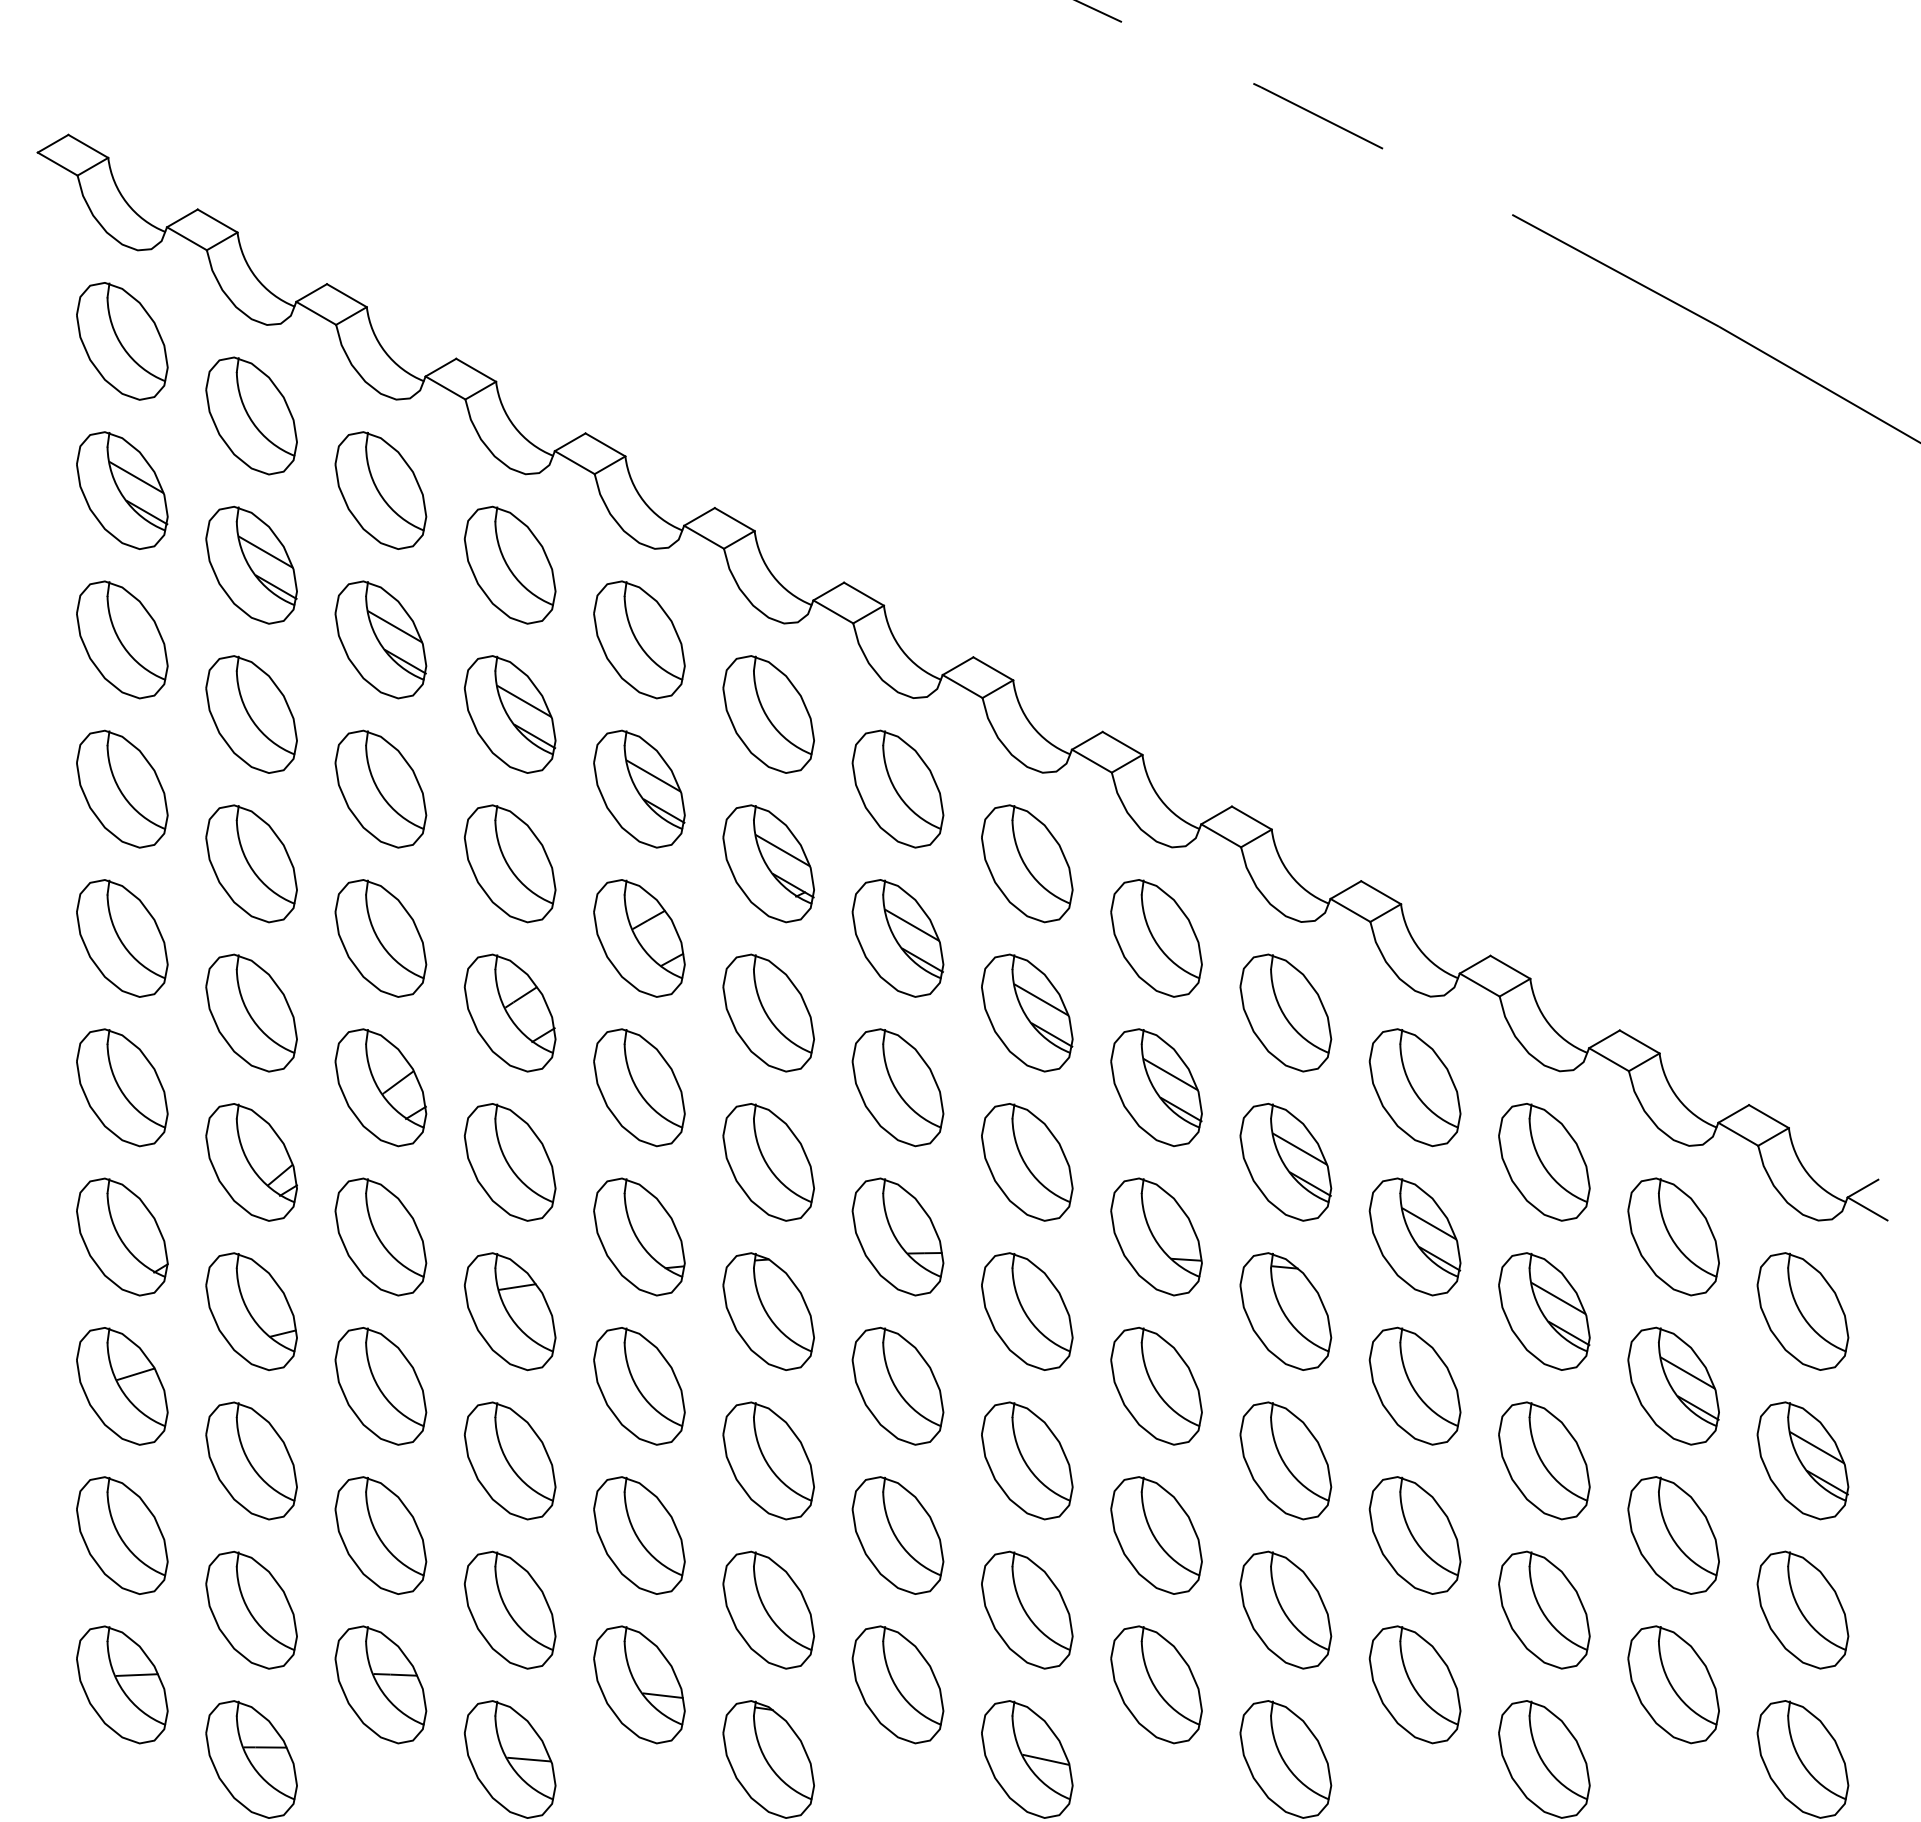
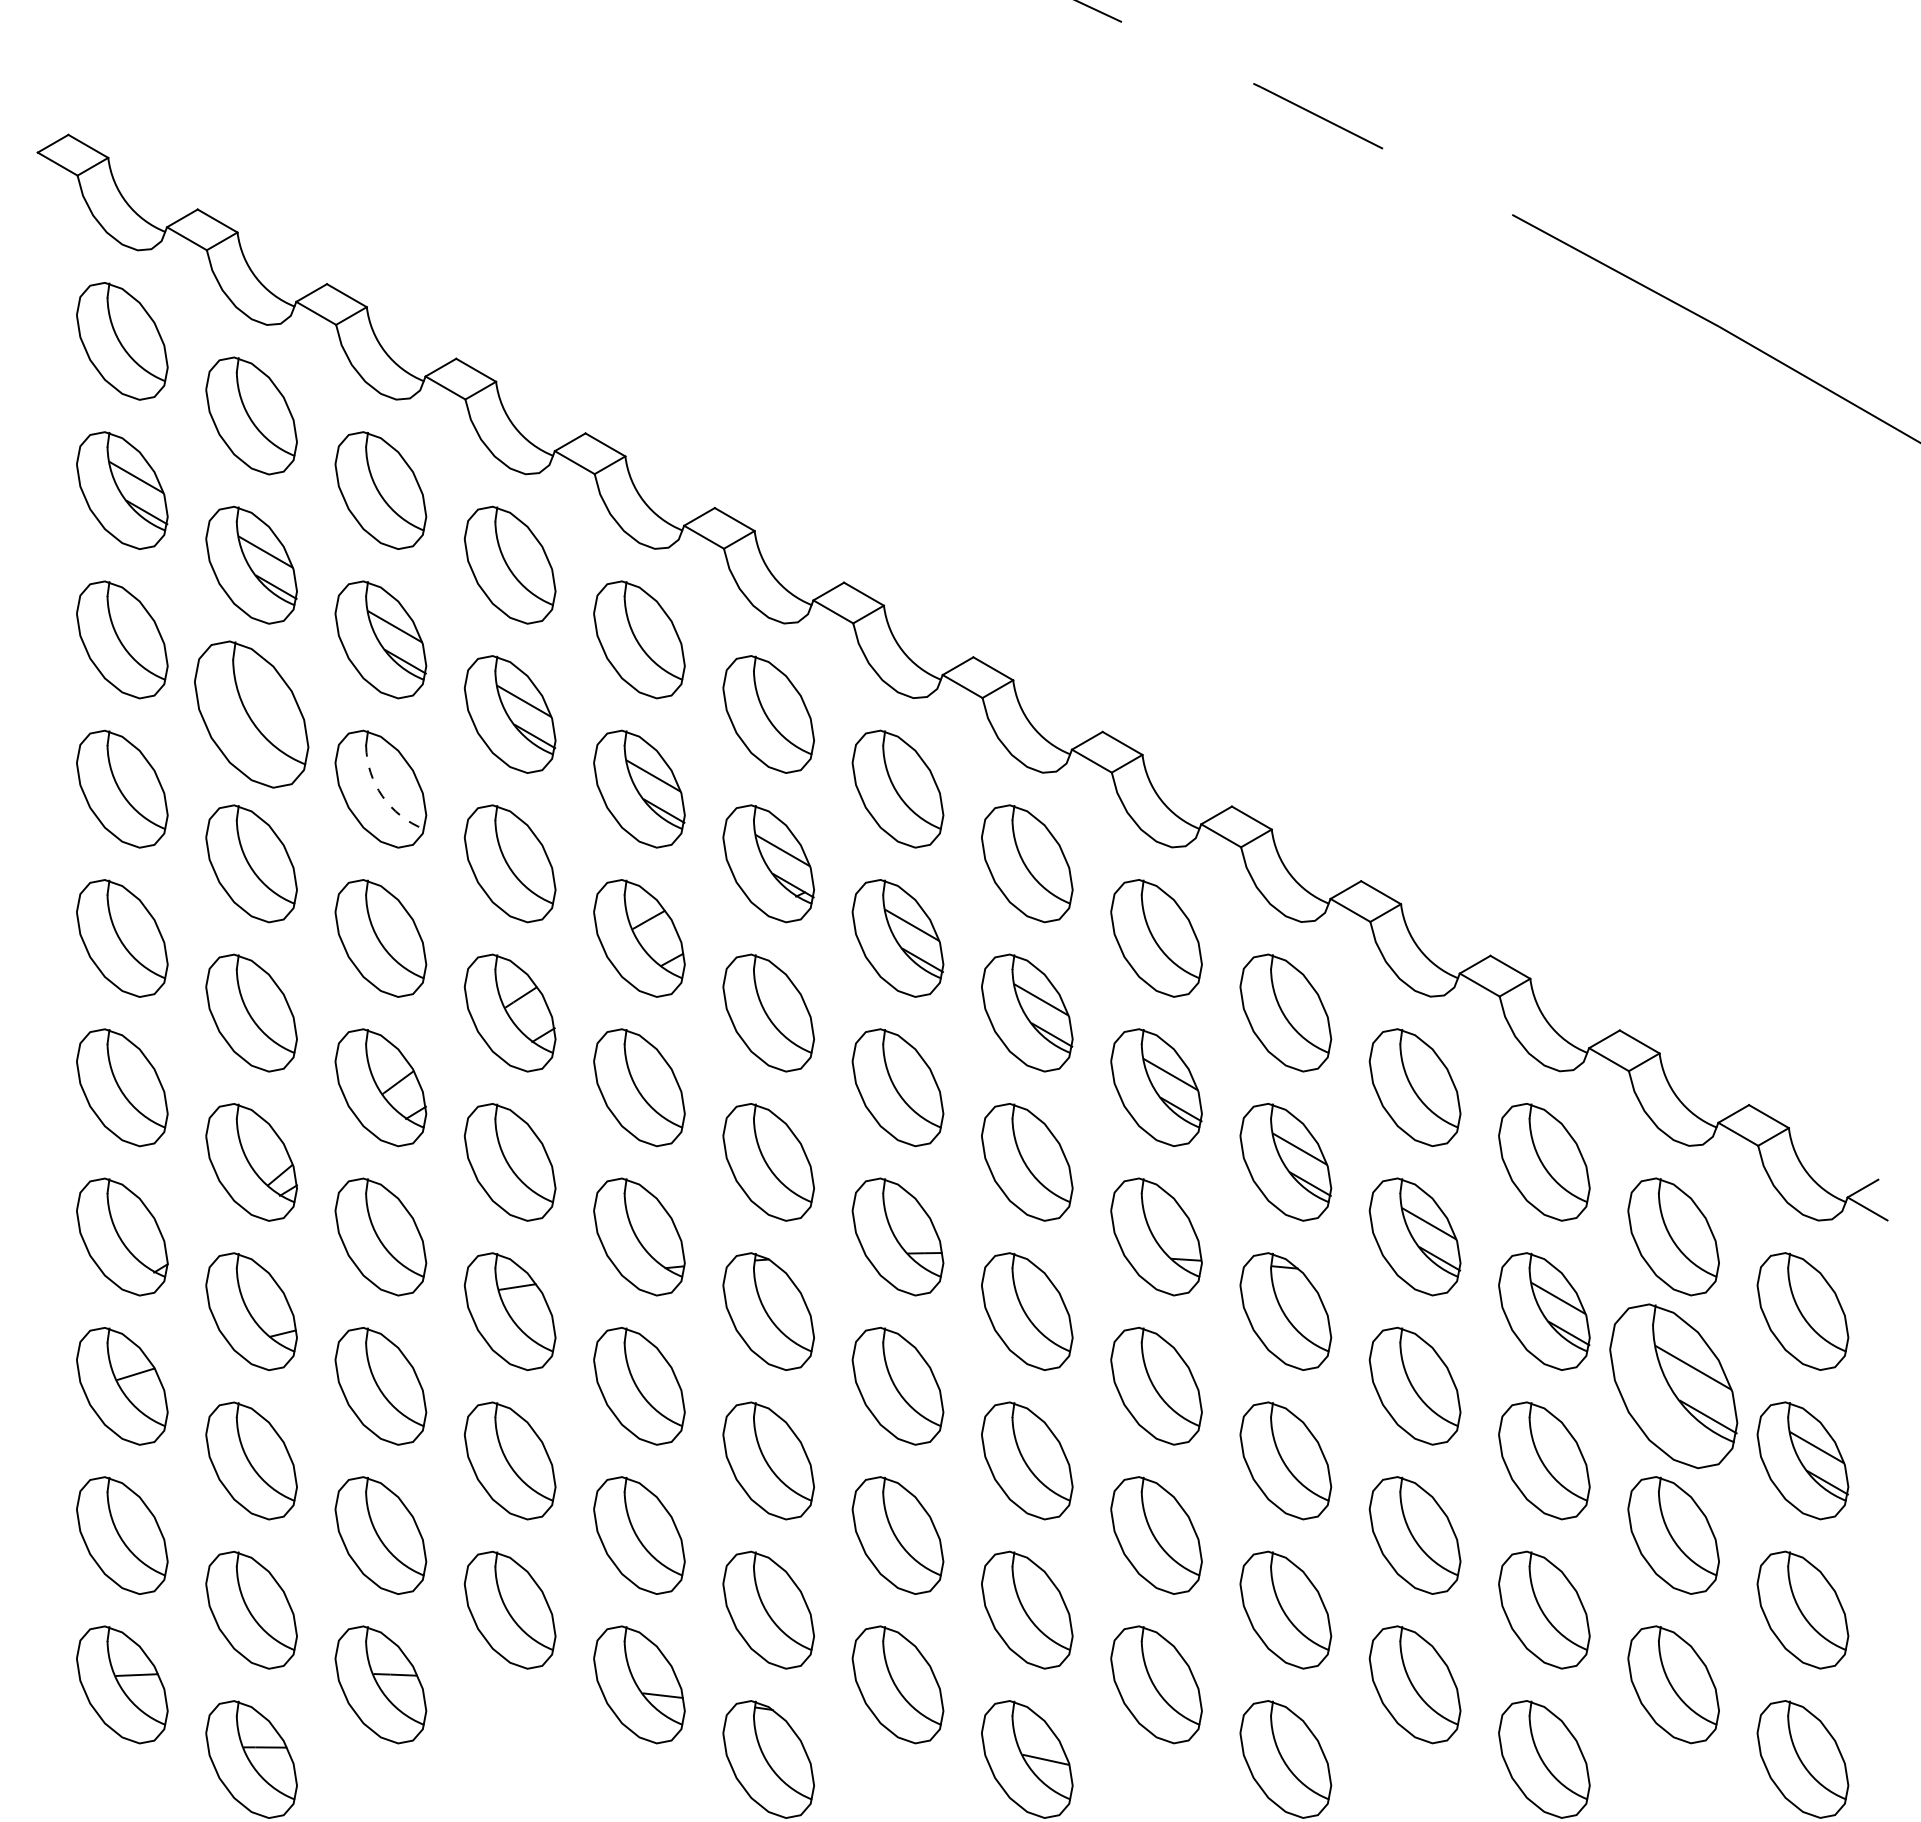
part size: 93x119 px -> 116x149 px (251, 714)
arc: solid -> dashed (382, 796)
part size: 93x120 px -> 130x167 px (1673, 1386)
part: present -> none (509, 1759)
